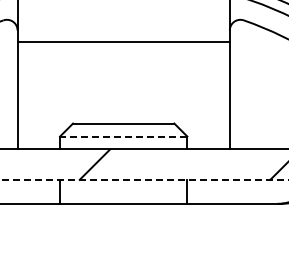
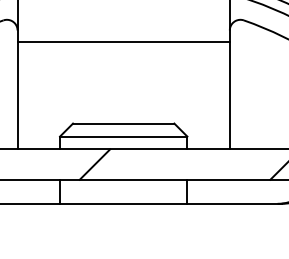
line: dashed -> solid (123, 136)
line: dashed -> solid (144, 180)
